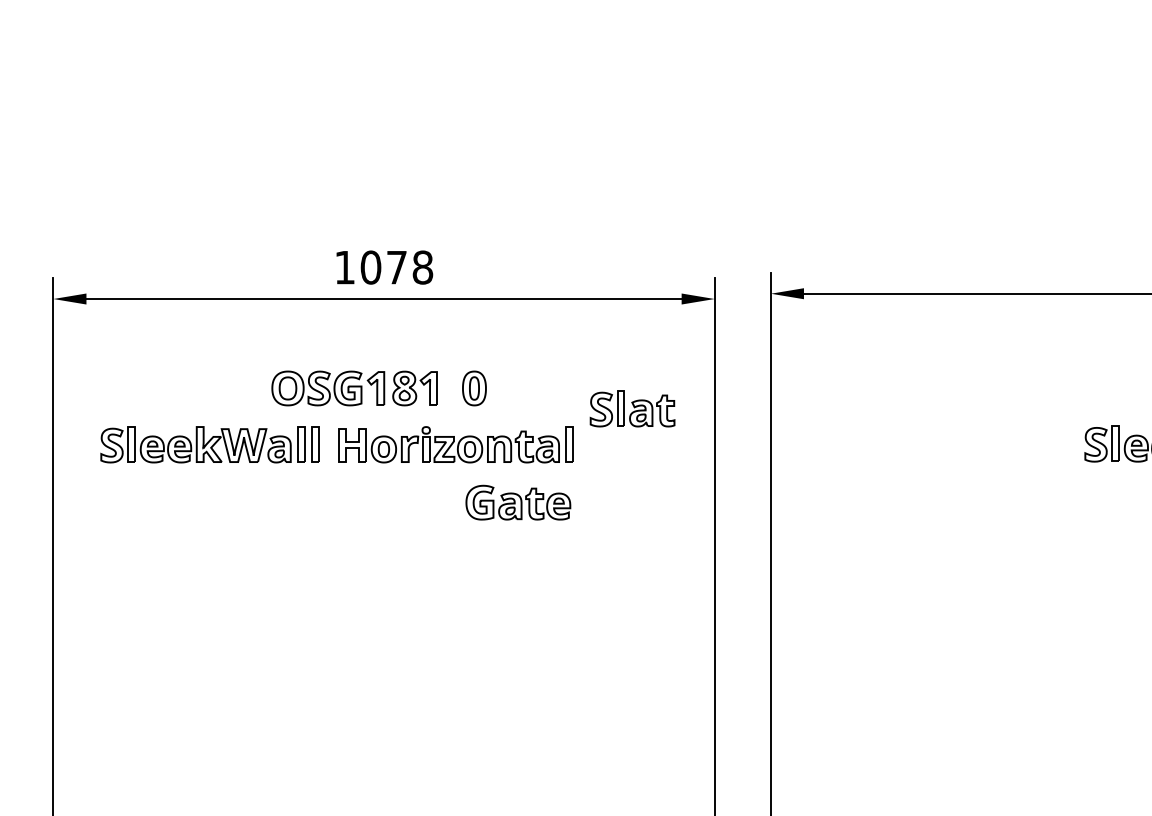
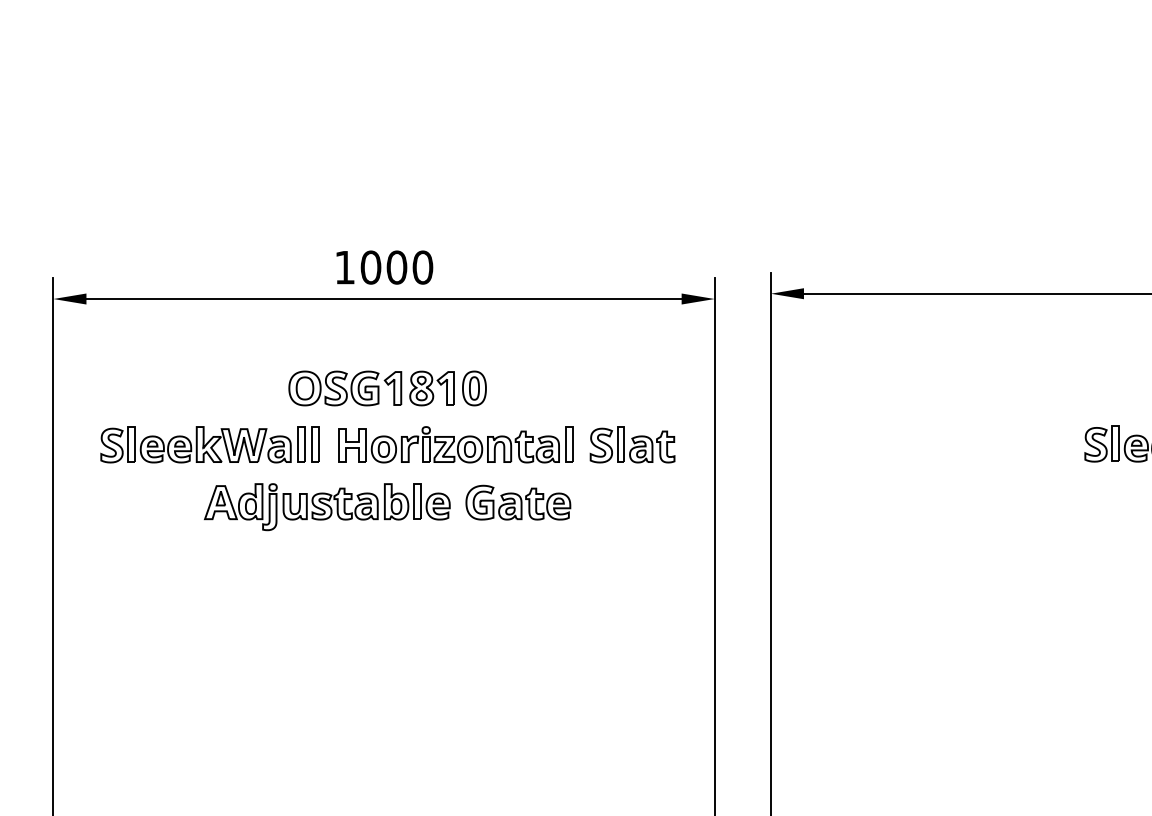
text: 1078 -> 1000 (409, 267)
part position: (354, 388) -> (371, 388) (371, 388)
part position: (632, 408) -> (632, 444) (632, 444)
part: none -> present (327, 507)
